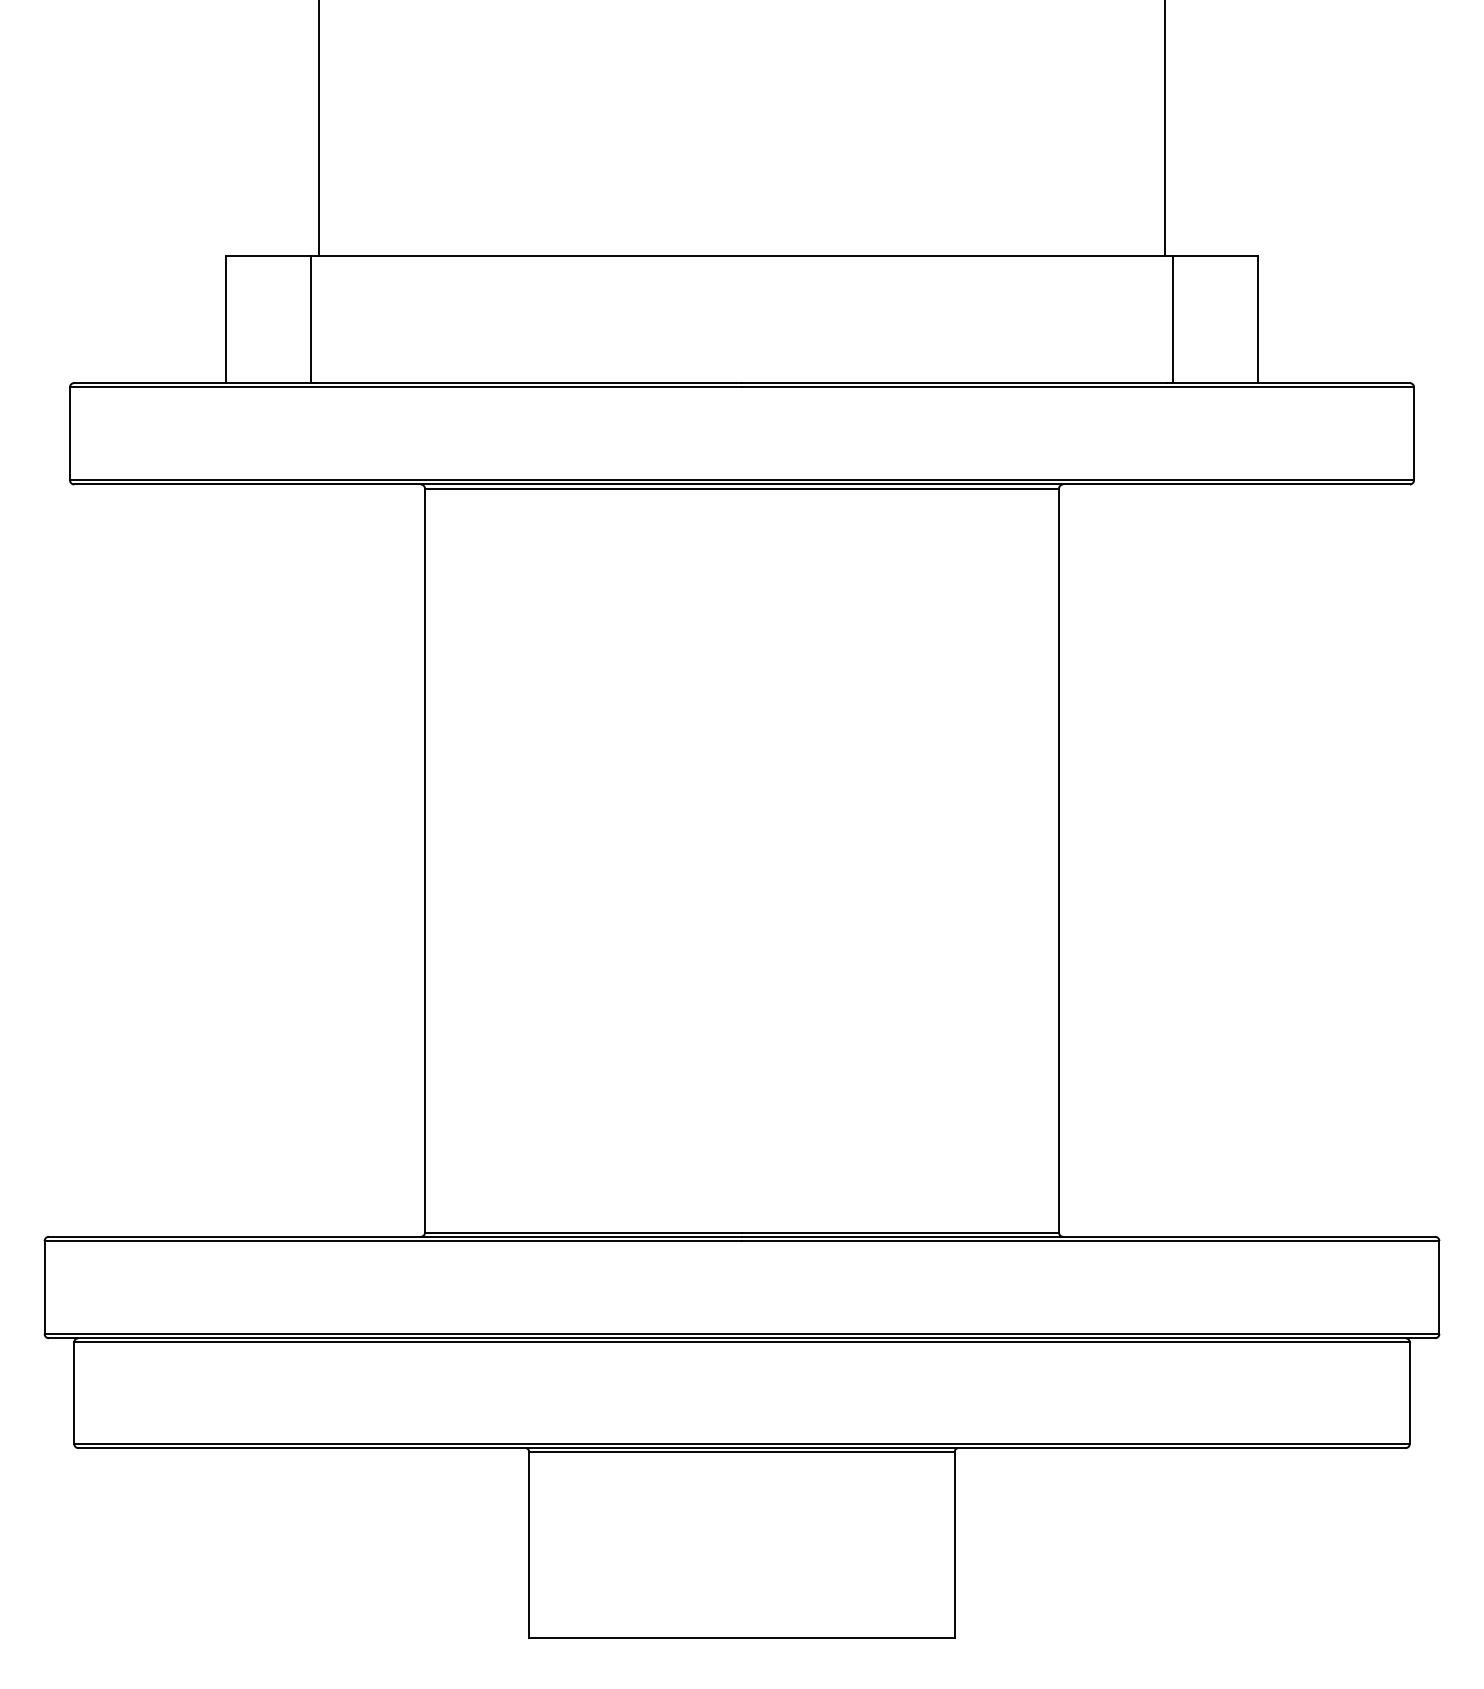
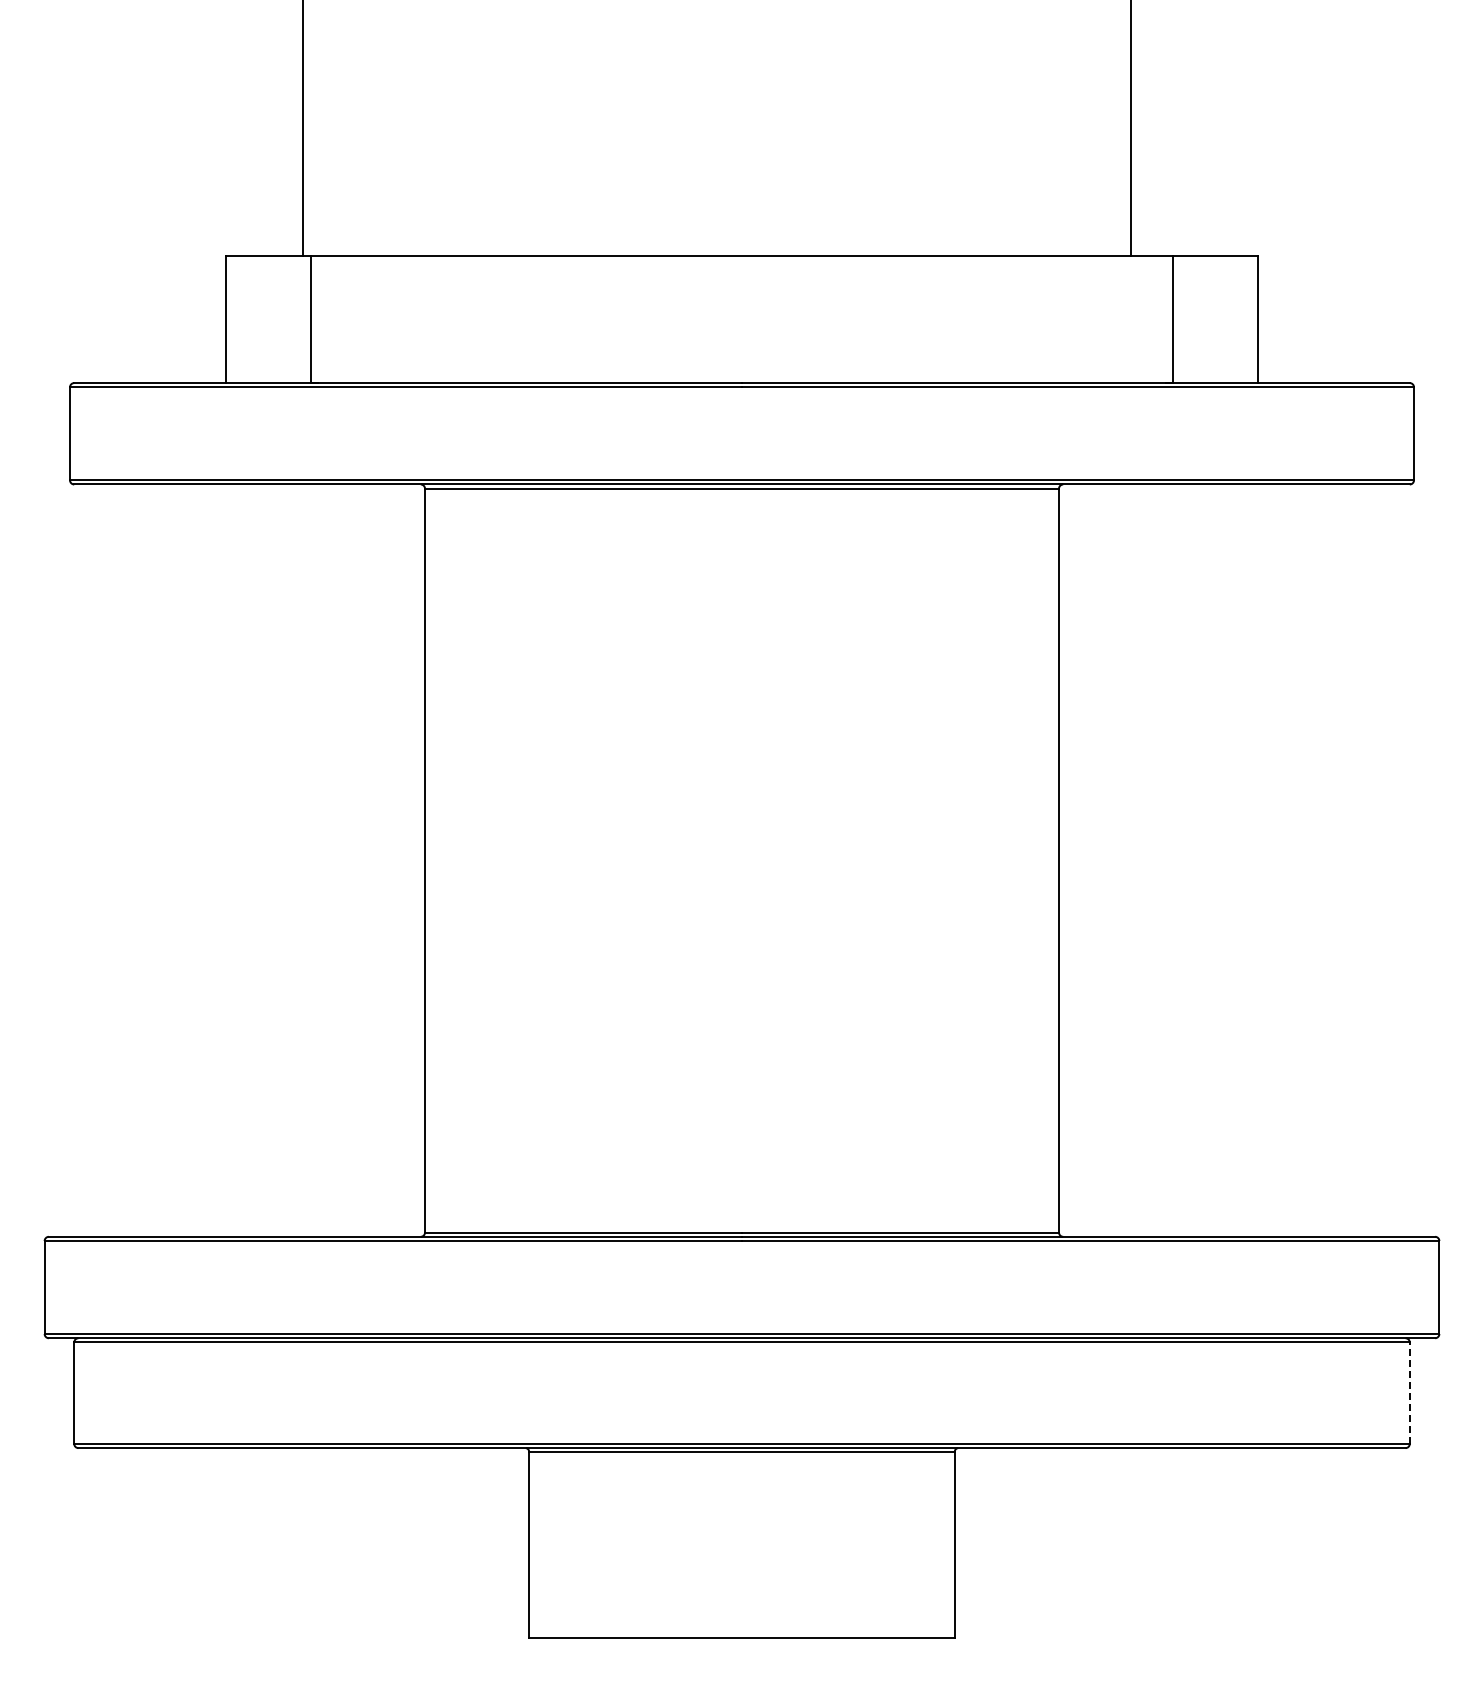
line position: (319, 129) -> (303, 129) (303, 129)
line position: (1164, 129) -> (1130, 129) (1130, 129)
line: solid -> dashed (1409, 1393)
